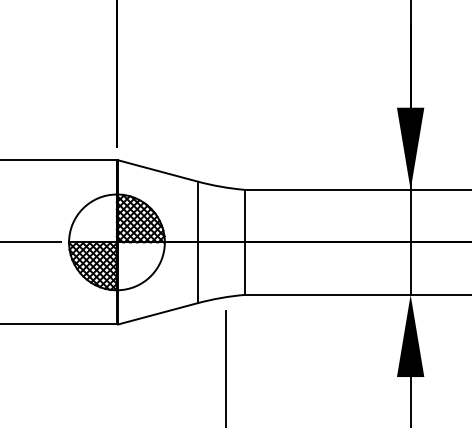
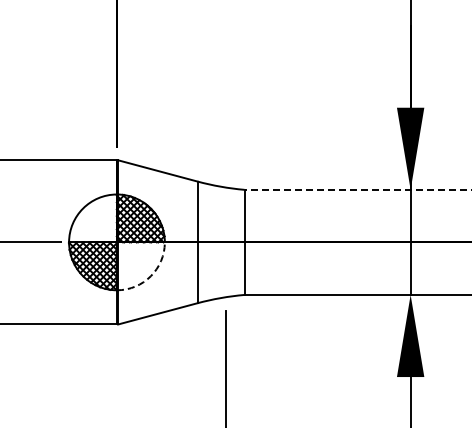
line: solid -> dashed (358, 189)
arc: solid -> dashed (150, 276)
